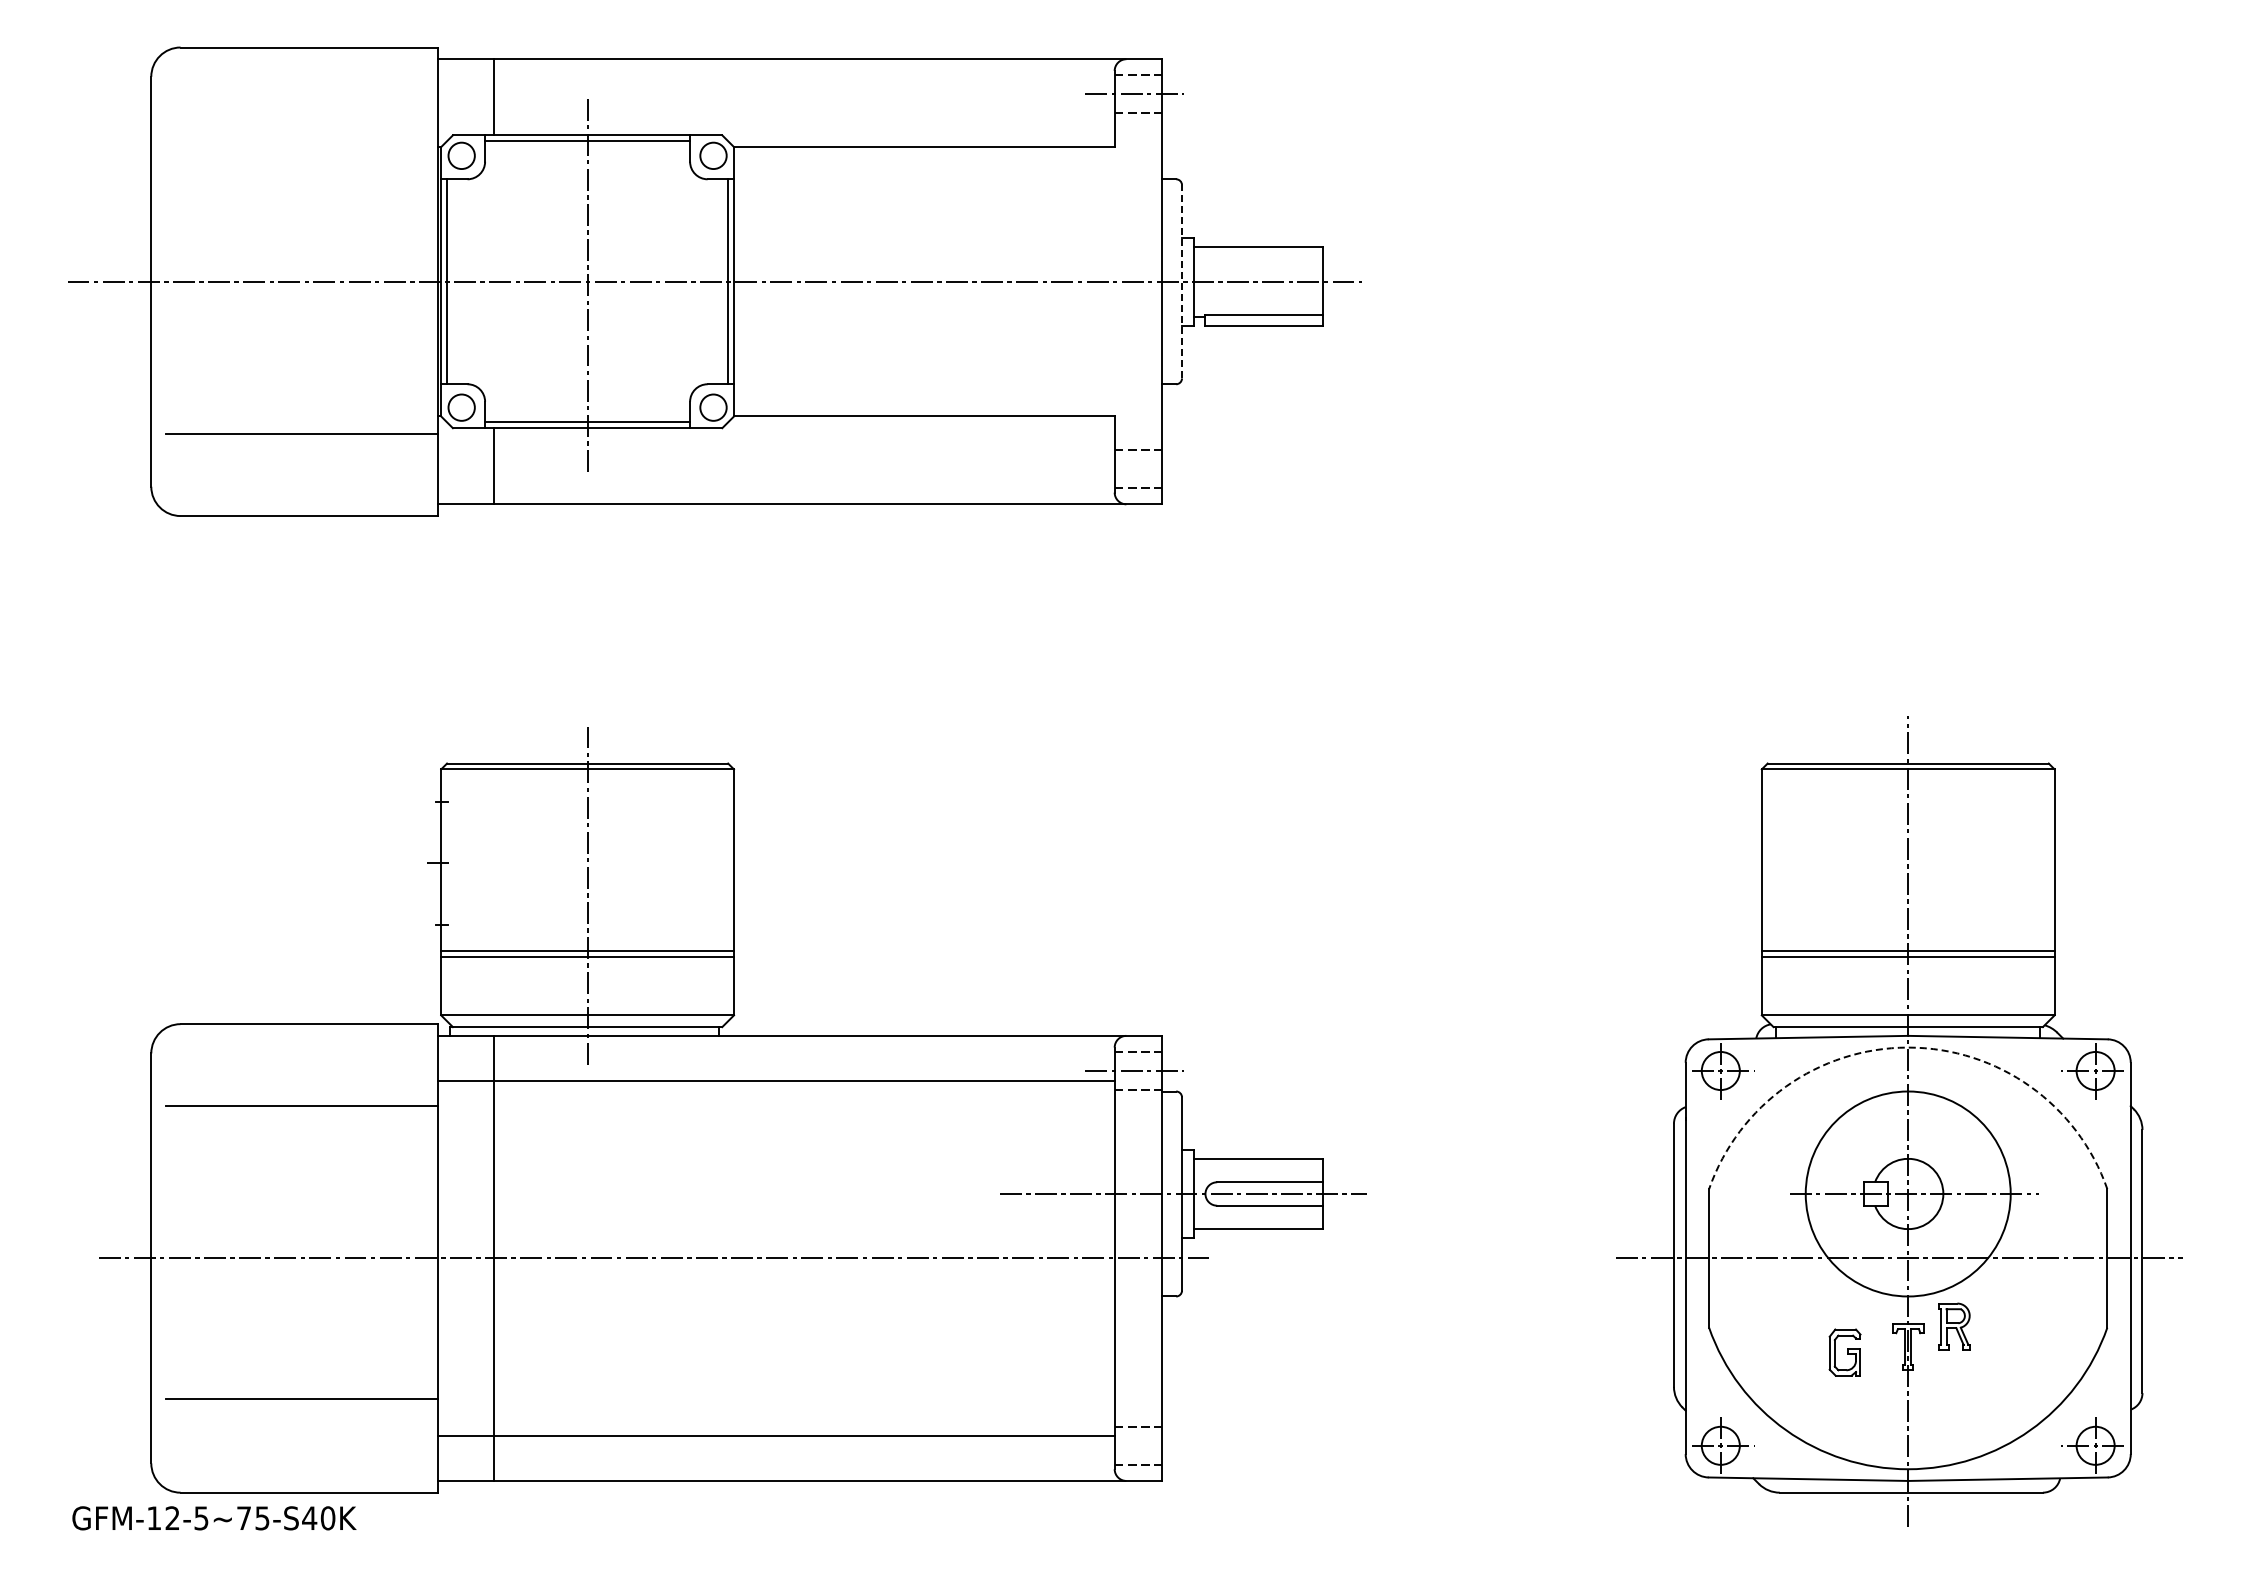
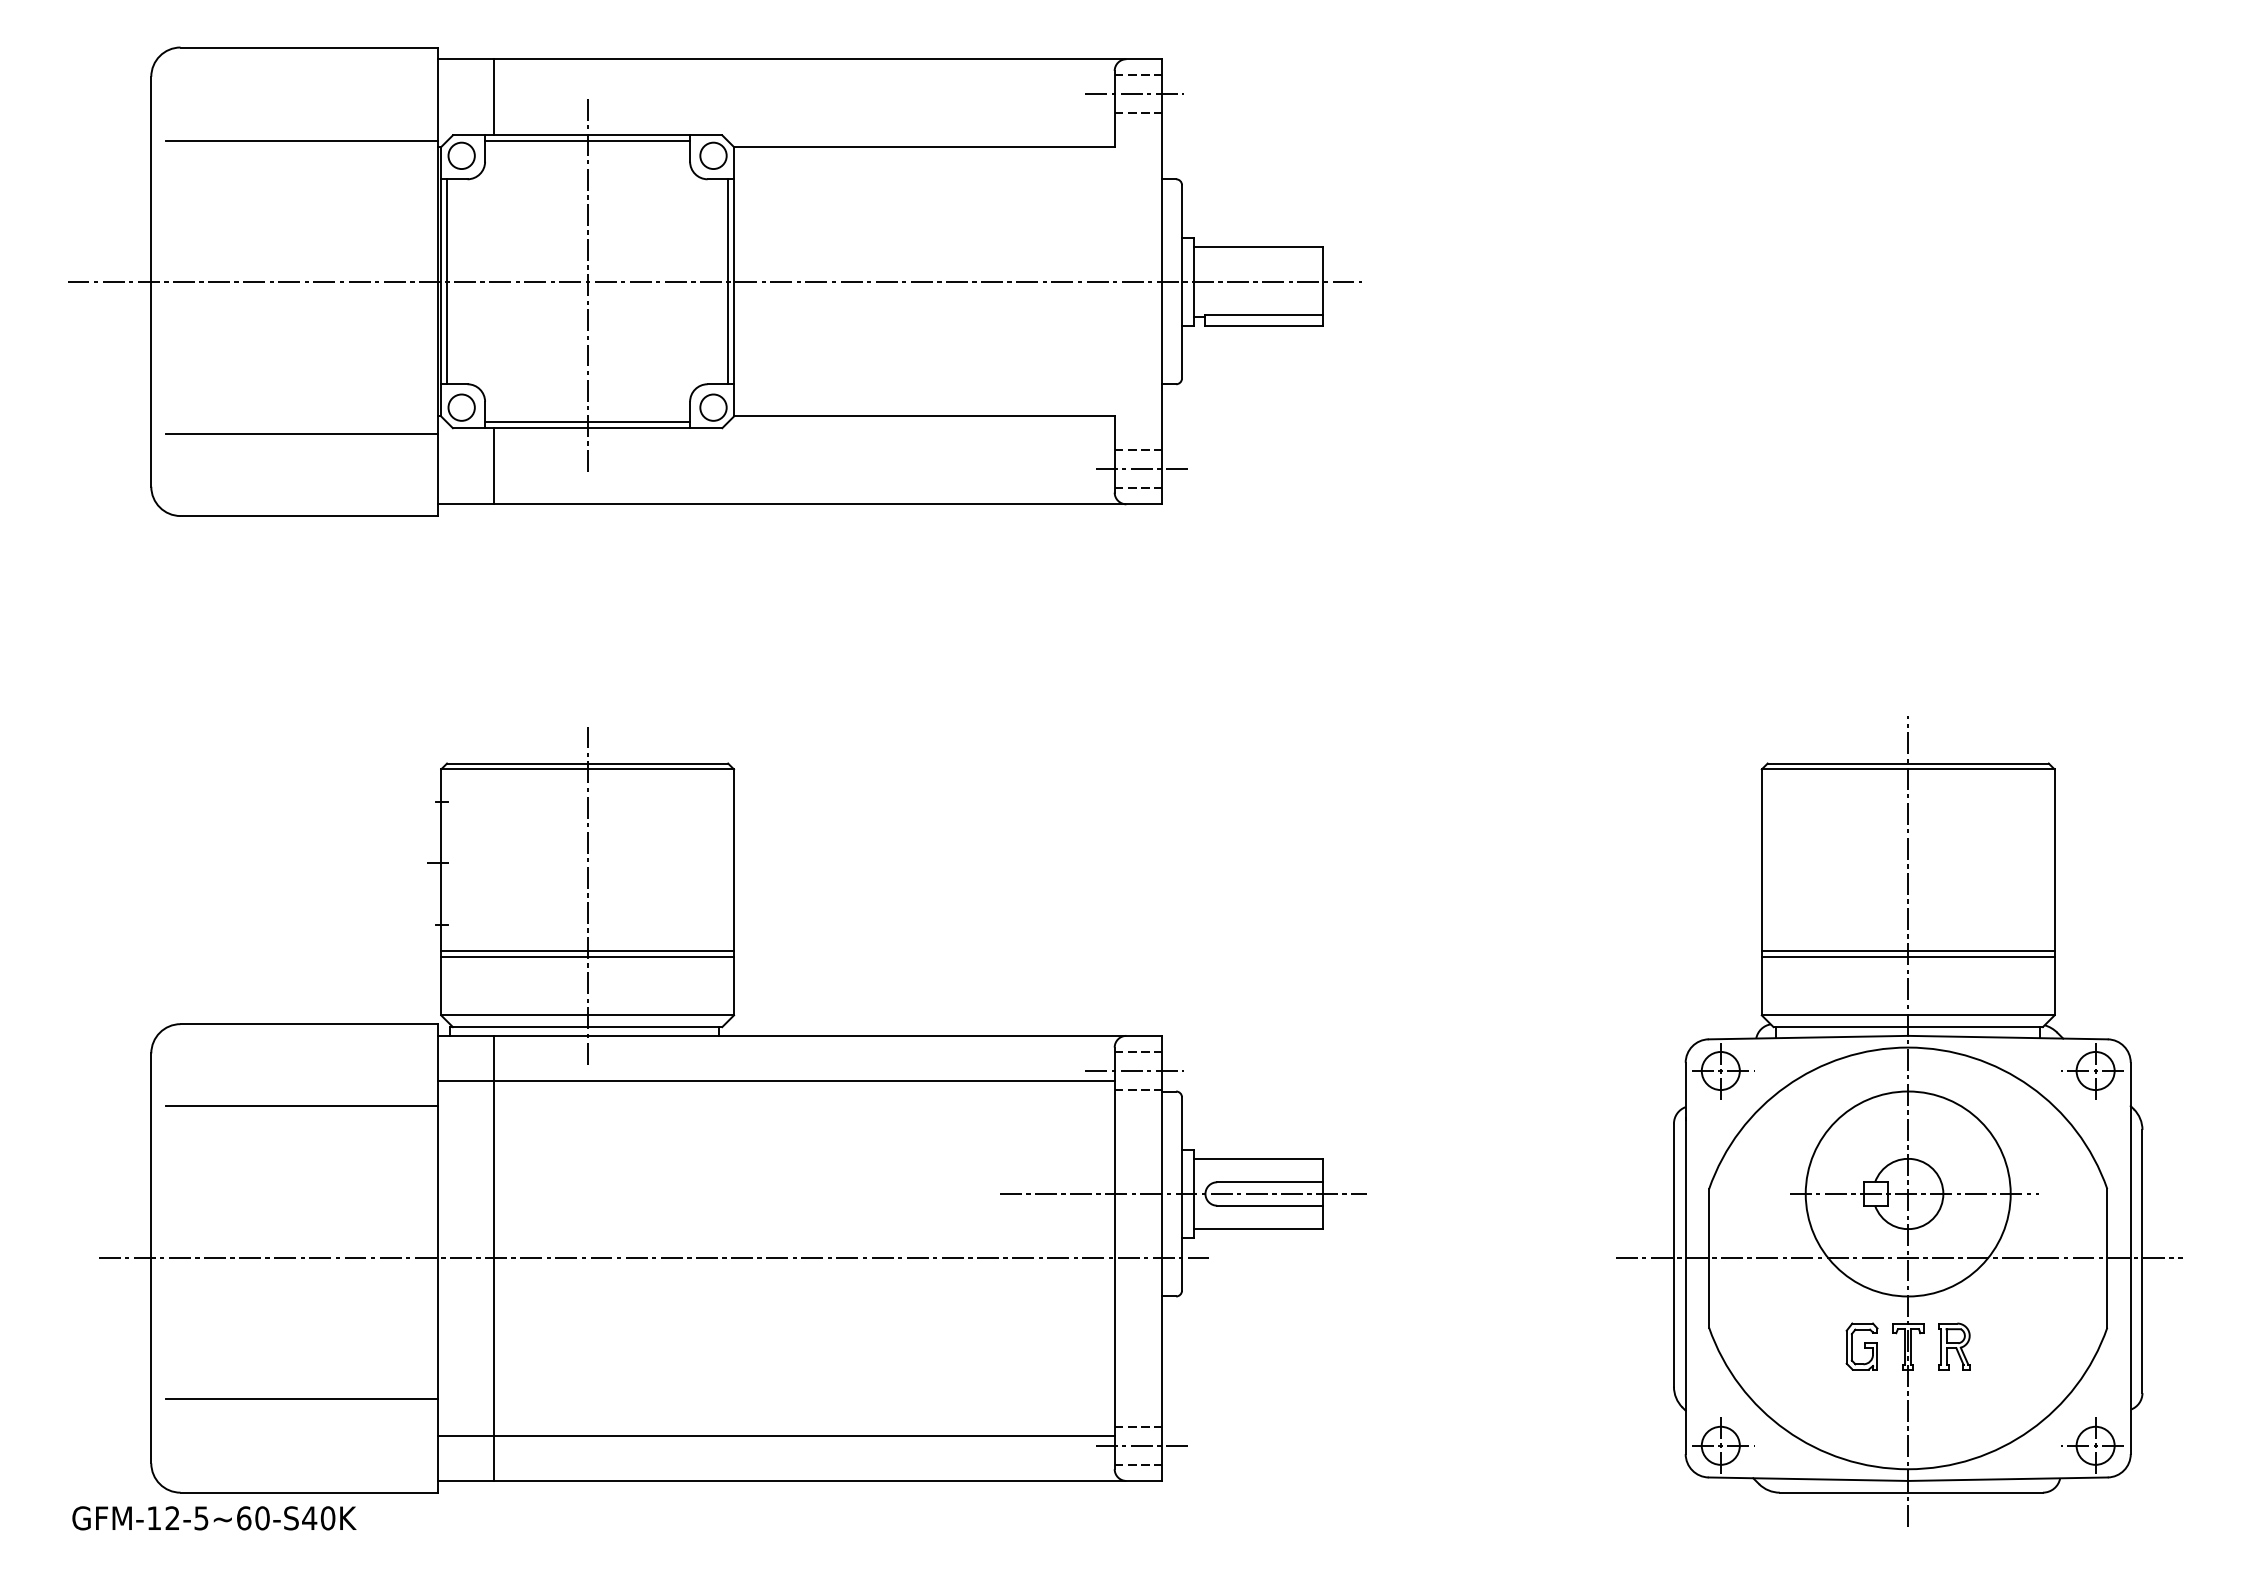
line: none -> present (301, 141)
line: dashed -> solid (1182, 281)
line: none -> present (1141, 469)
arc: dashed -> solid (1908, 1047)
part position: (1954, 1326) -> (1954, 1346) (1954, 1346)
part position: (1844, 1352) -> (1861, 1346) (1861, 1346)
line: none -> present (1141, 1445)
text: GFM-12-5~75-S40K -> GFM-12-5~60-S40K (253, 1518)
